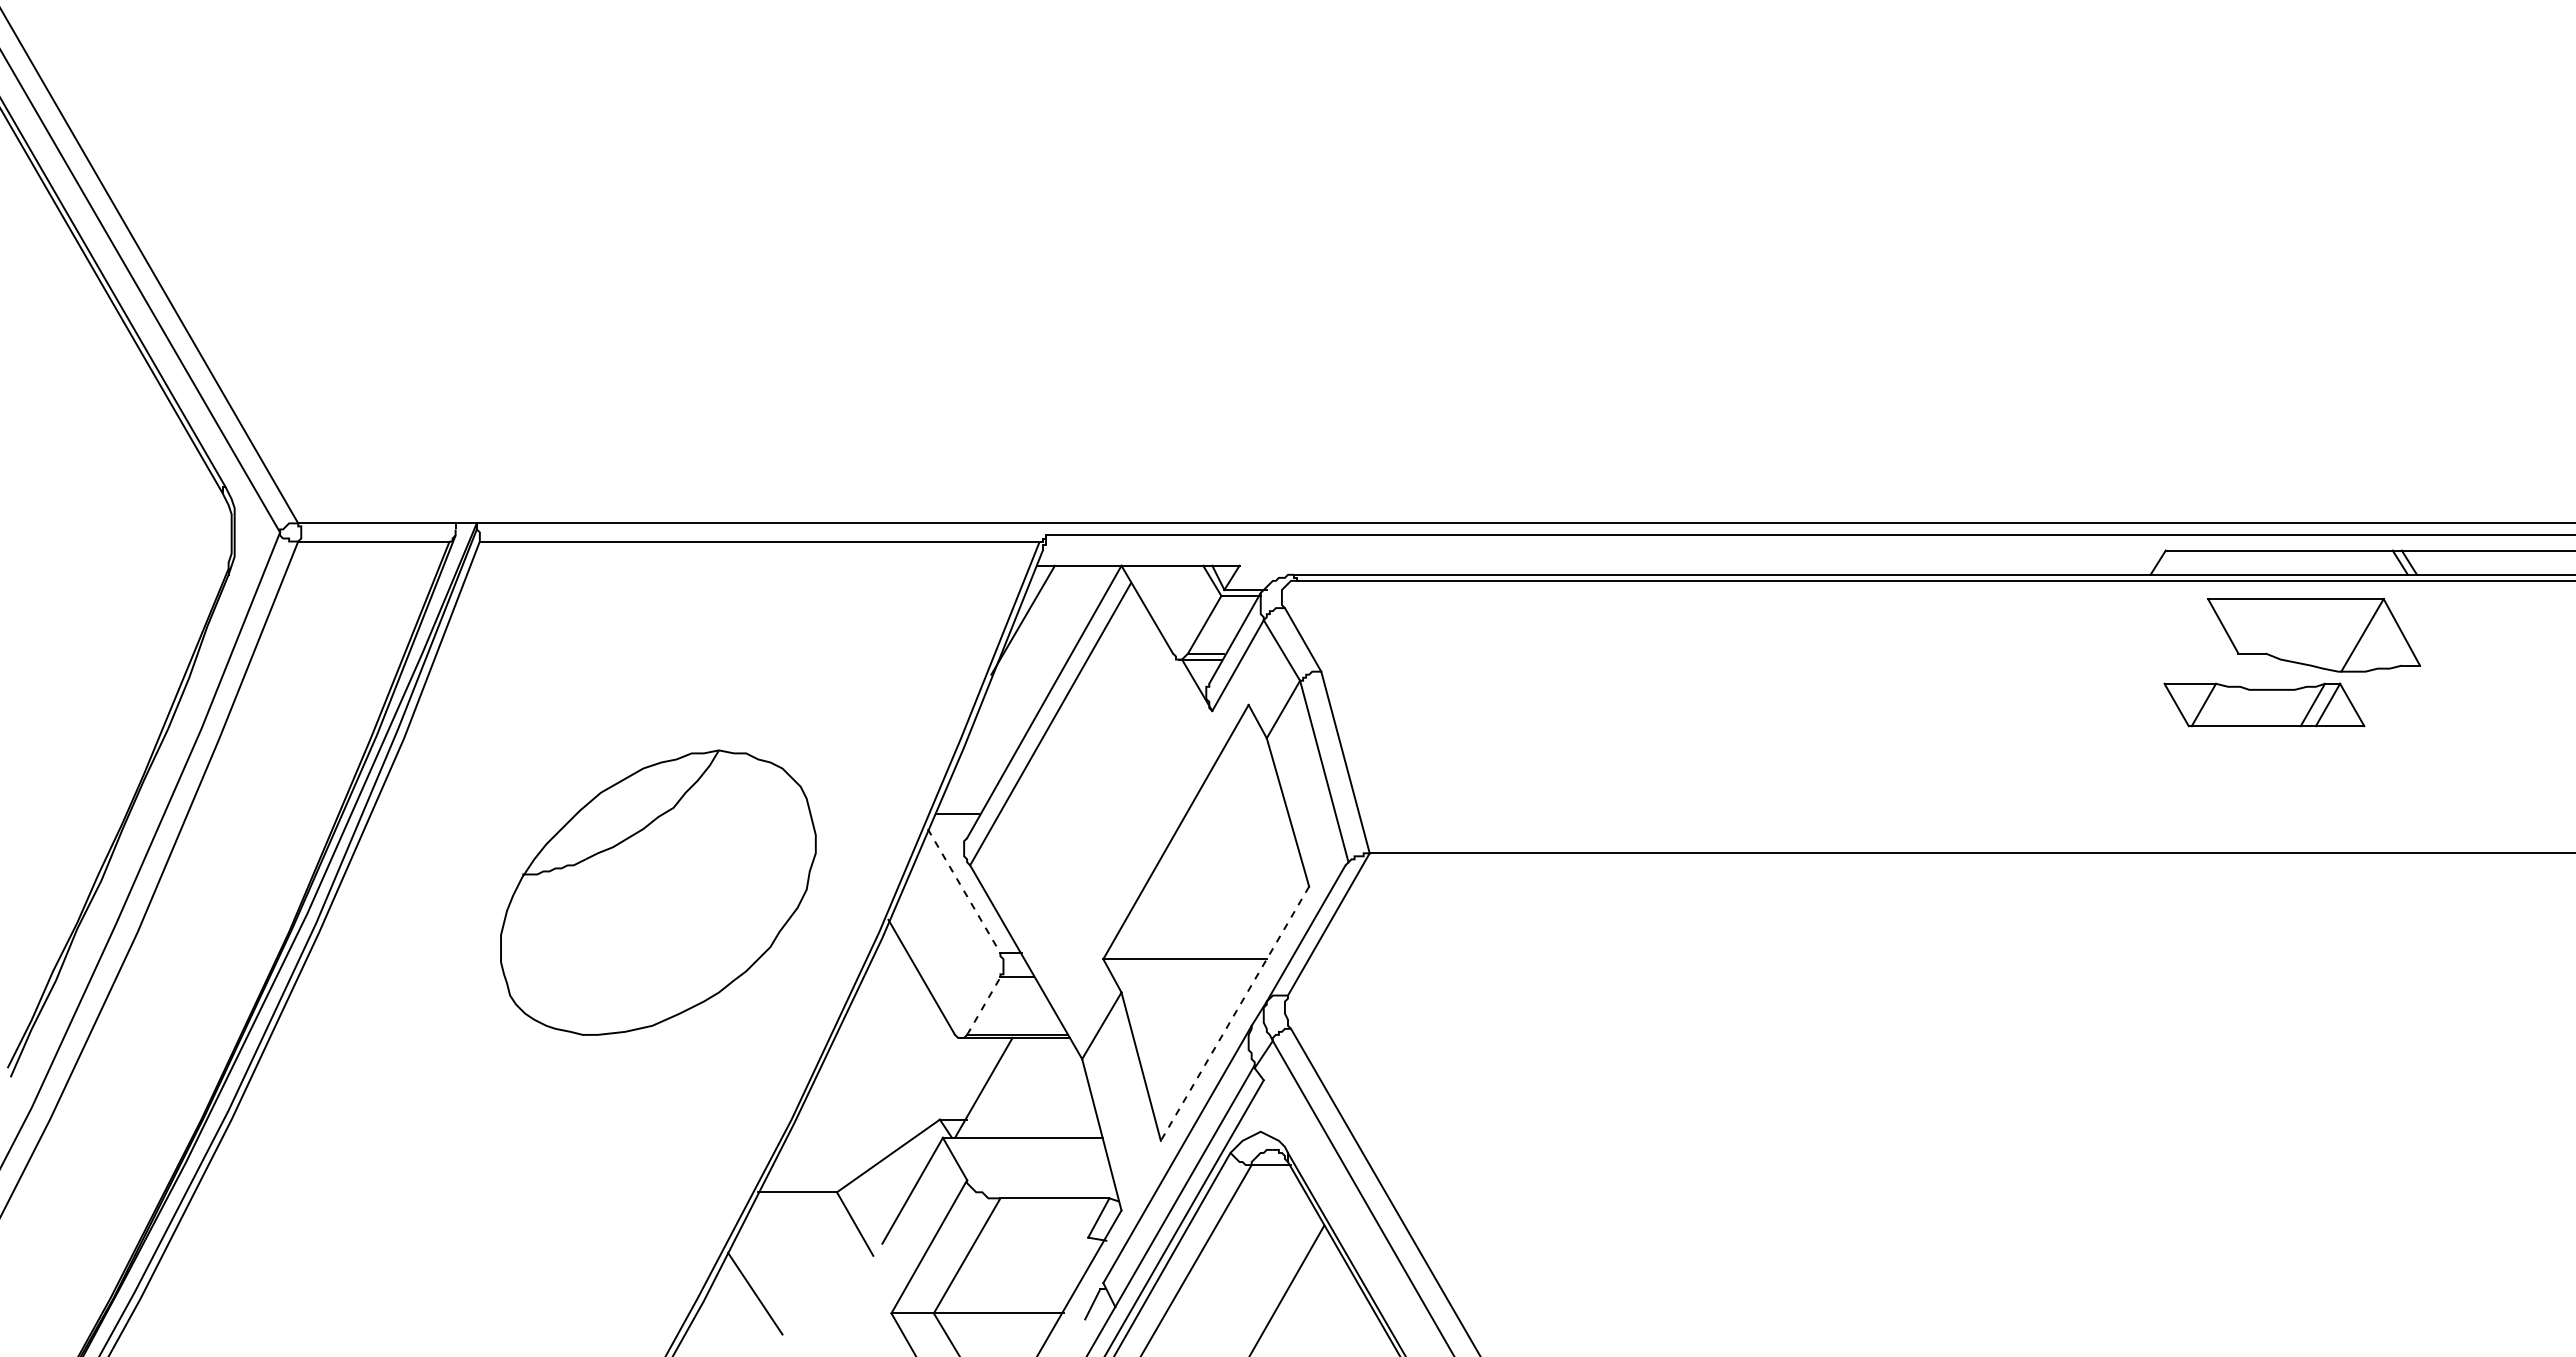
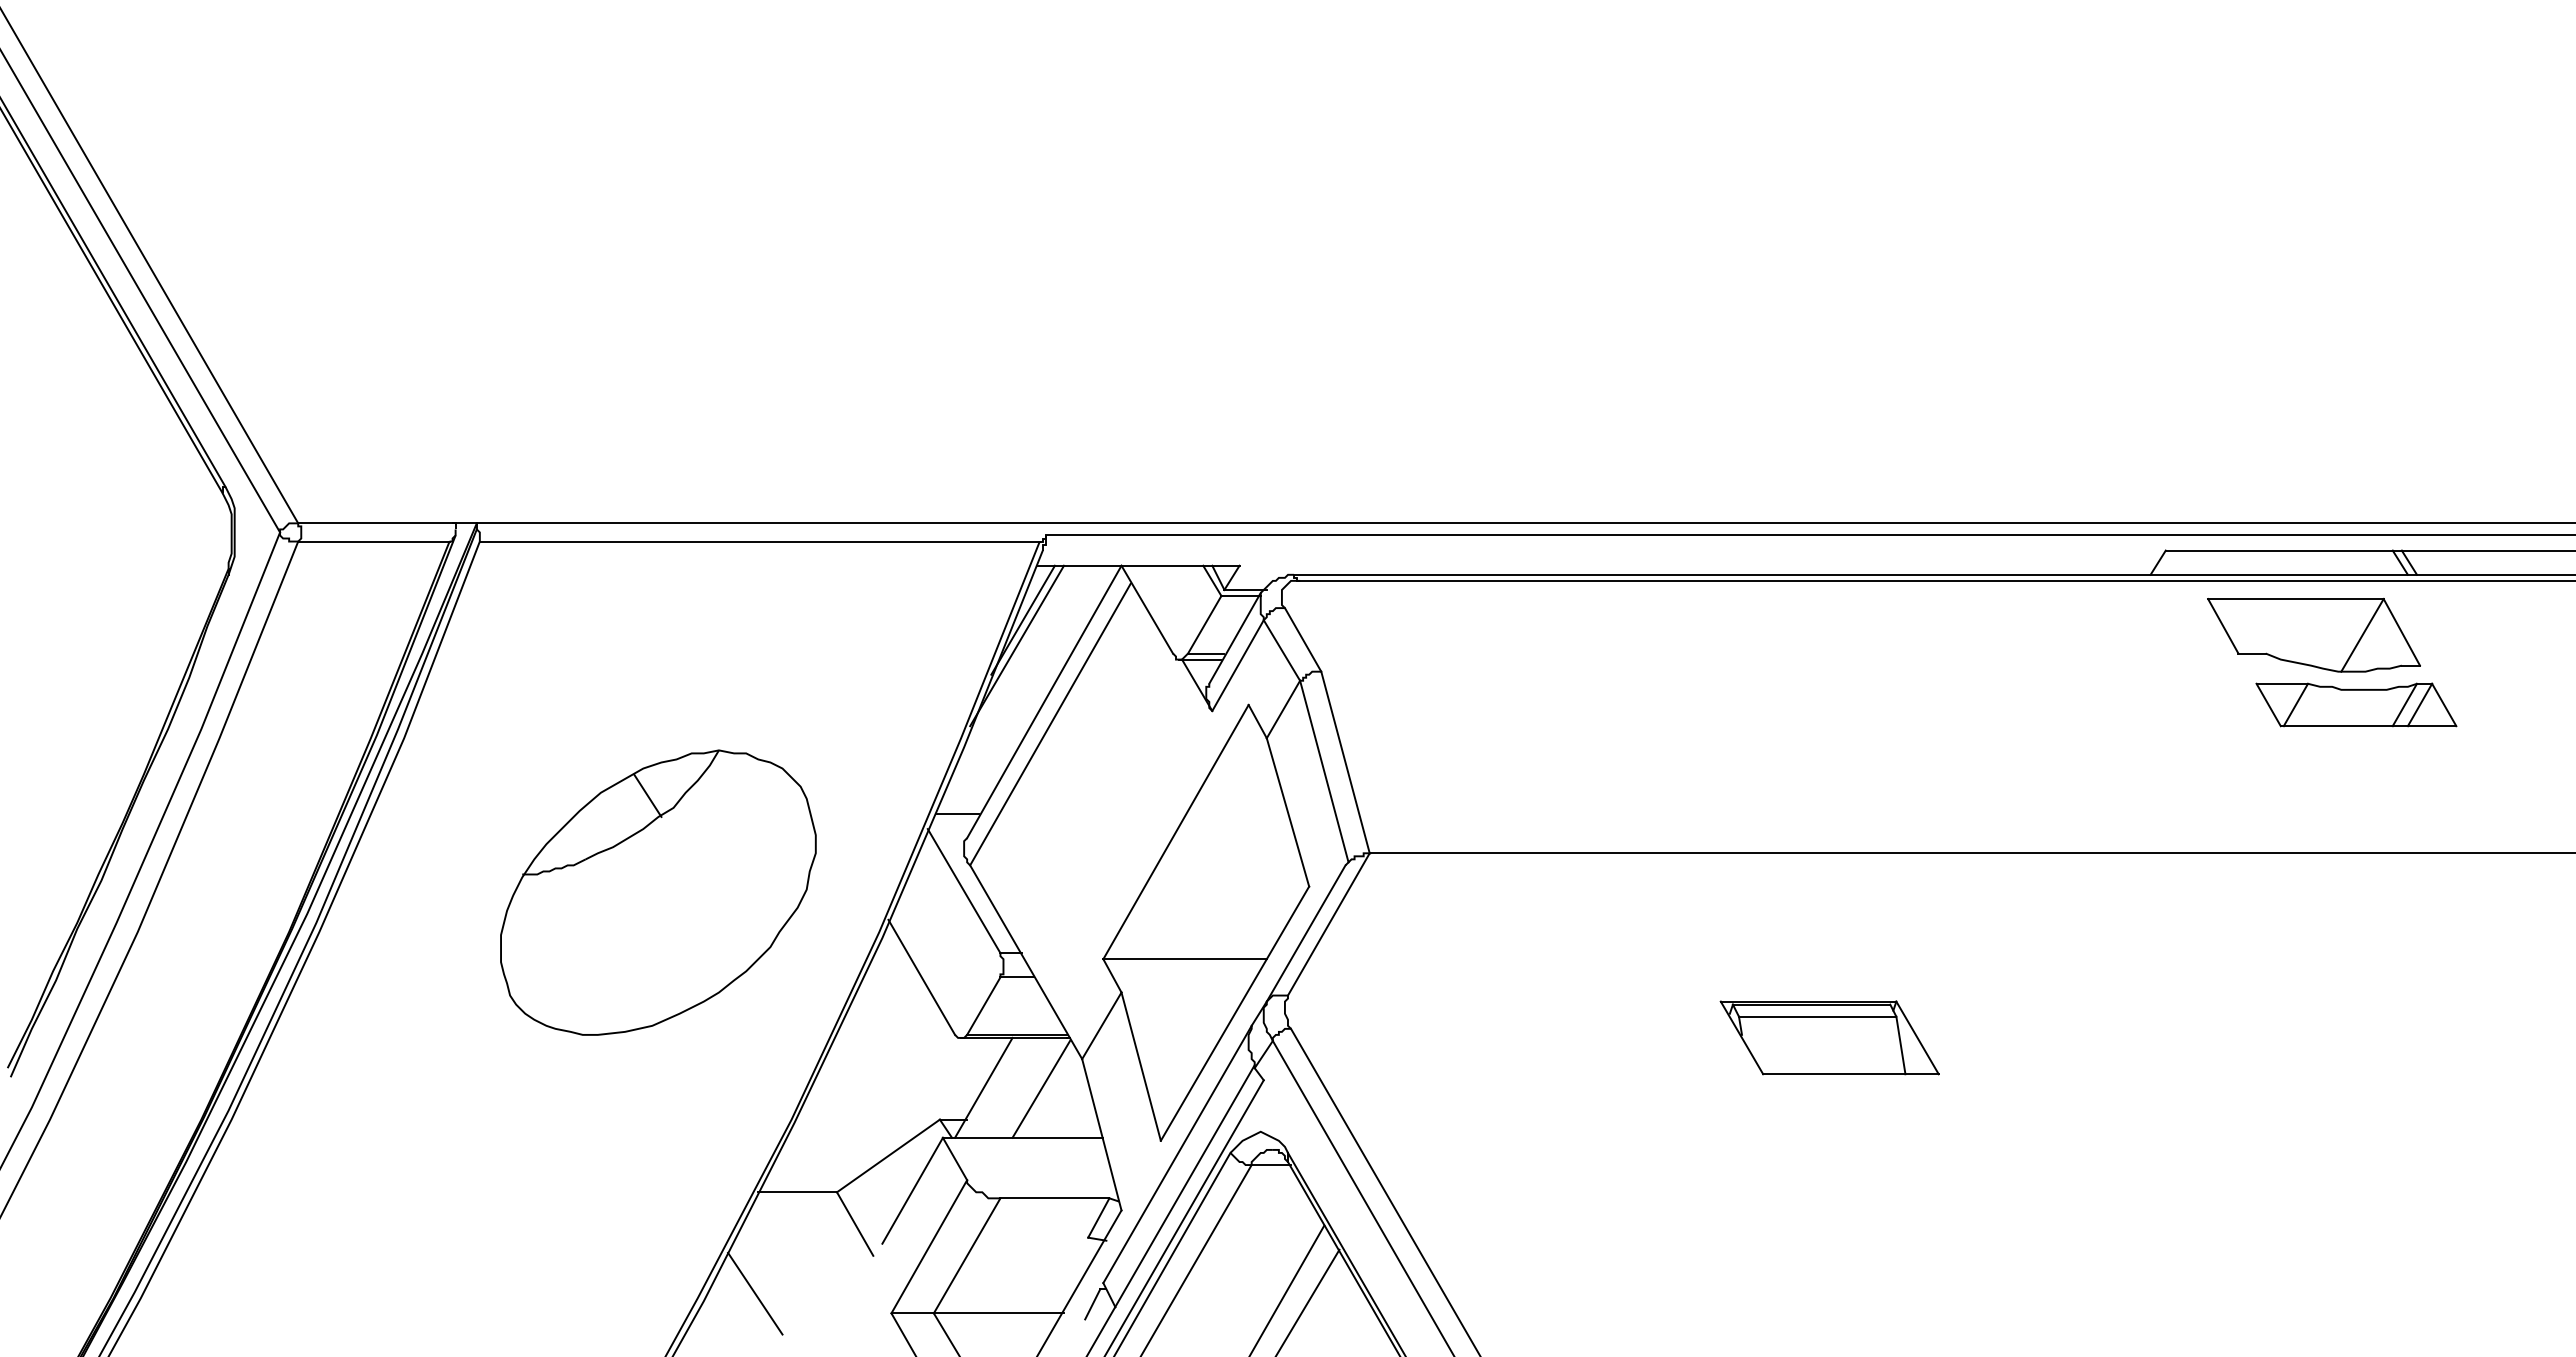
line: none -> present (1017, 645)
part position: (2264, 704) -> (2356, 704) (2356, 704)
line: none -> present (647, 795)
line: dashed -> solid (964, 891)
line: dashed -> solid (984, 1005)
line: dashed -> solid (1234, 1014)
part: none -> present (1829, 1037)
line: none -> present (1041, 1088)
line: none -> present (1308, 1301)
